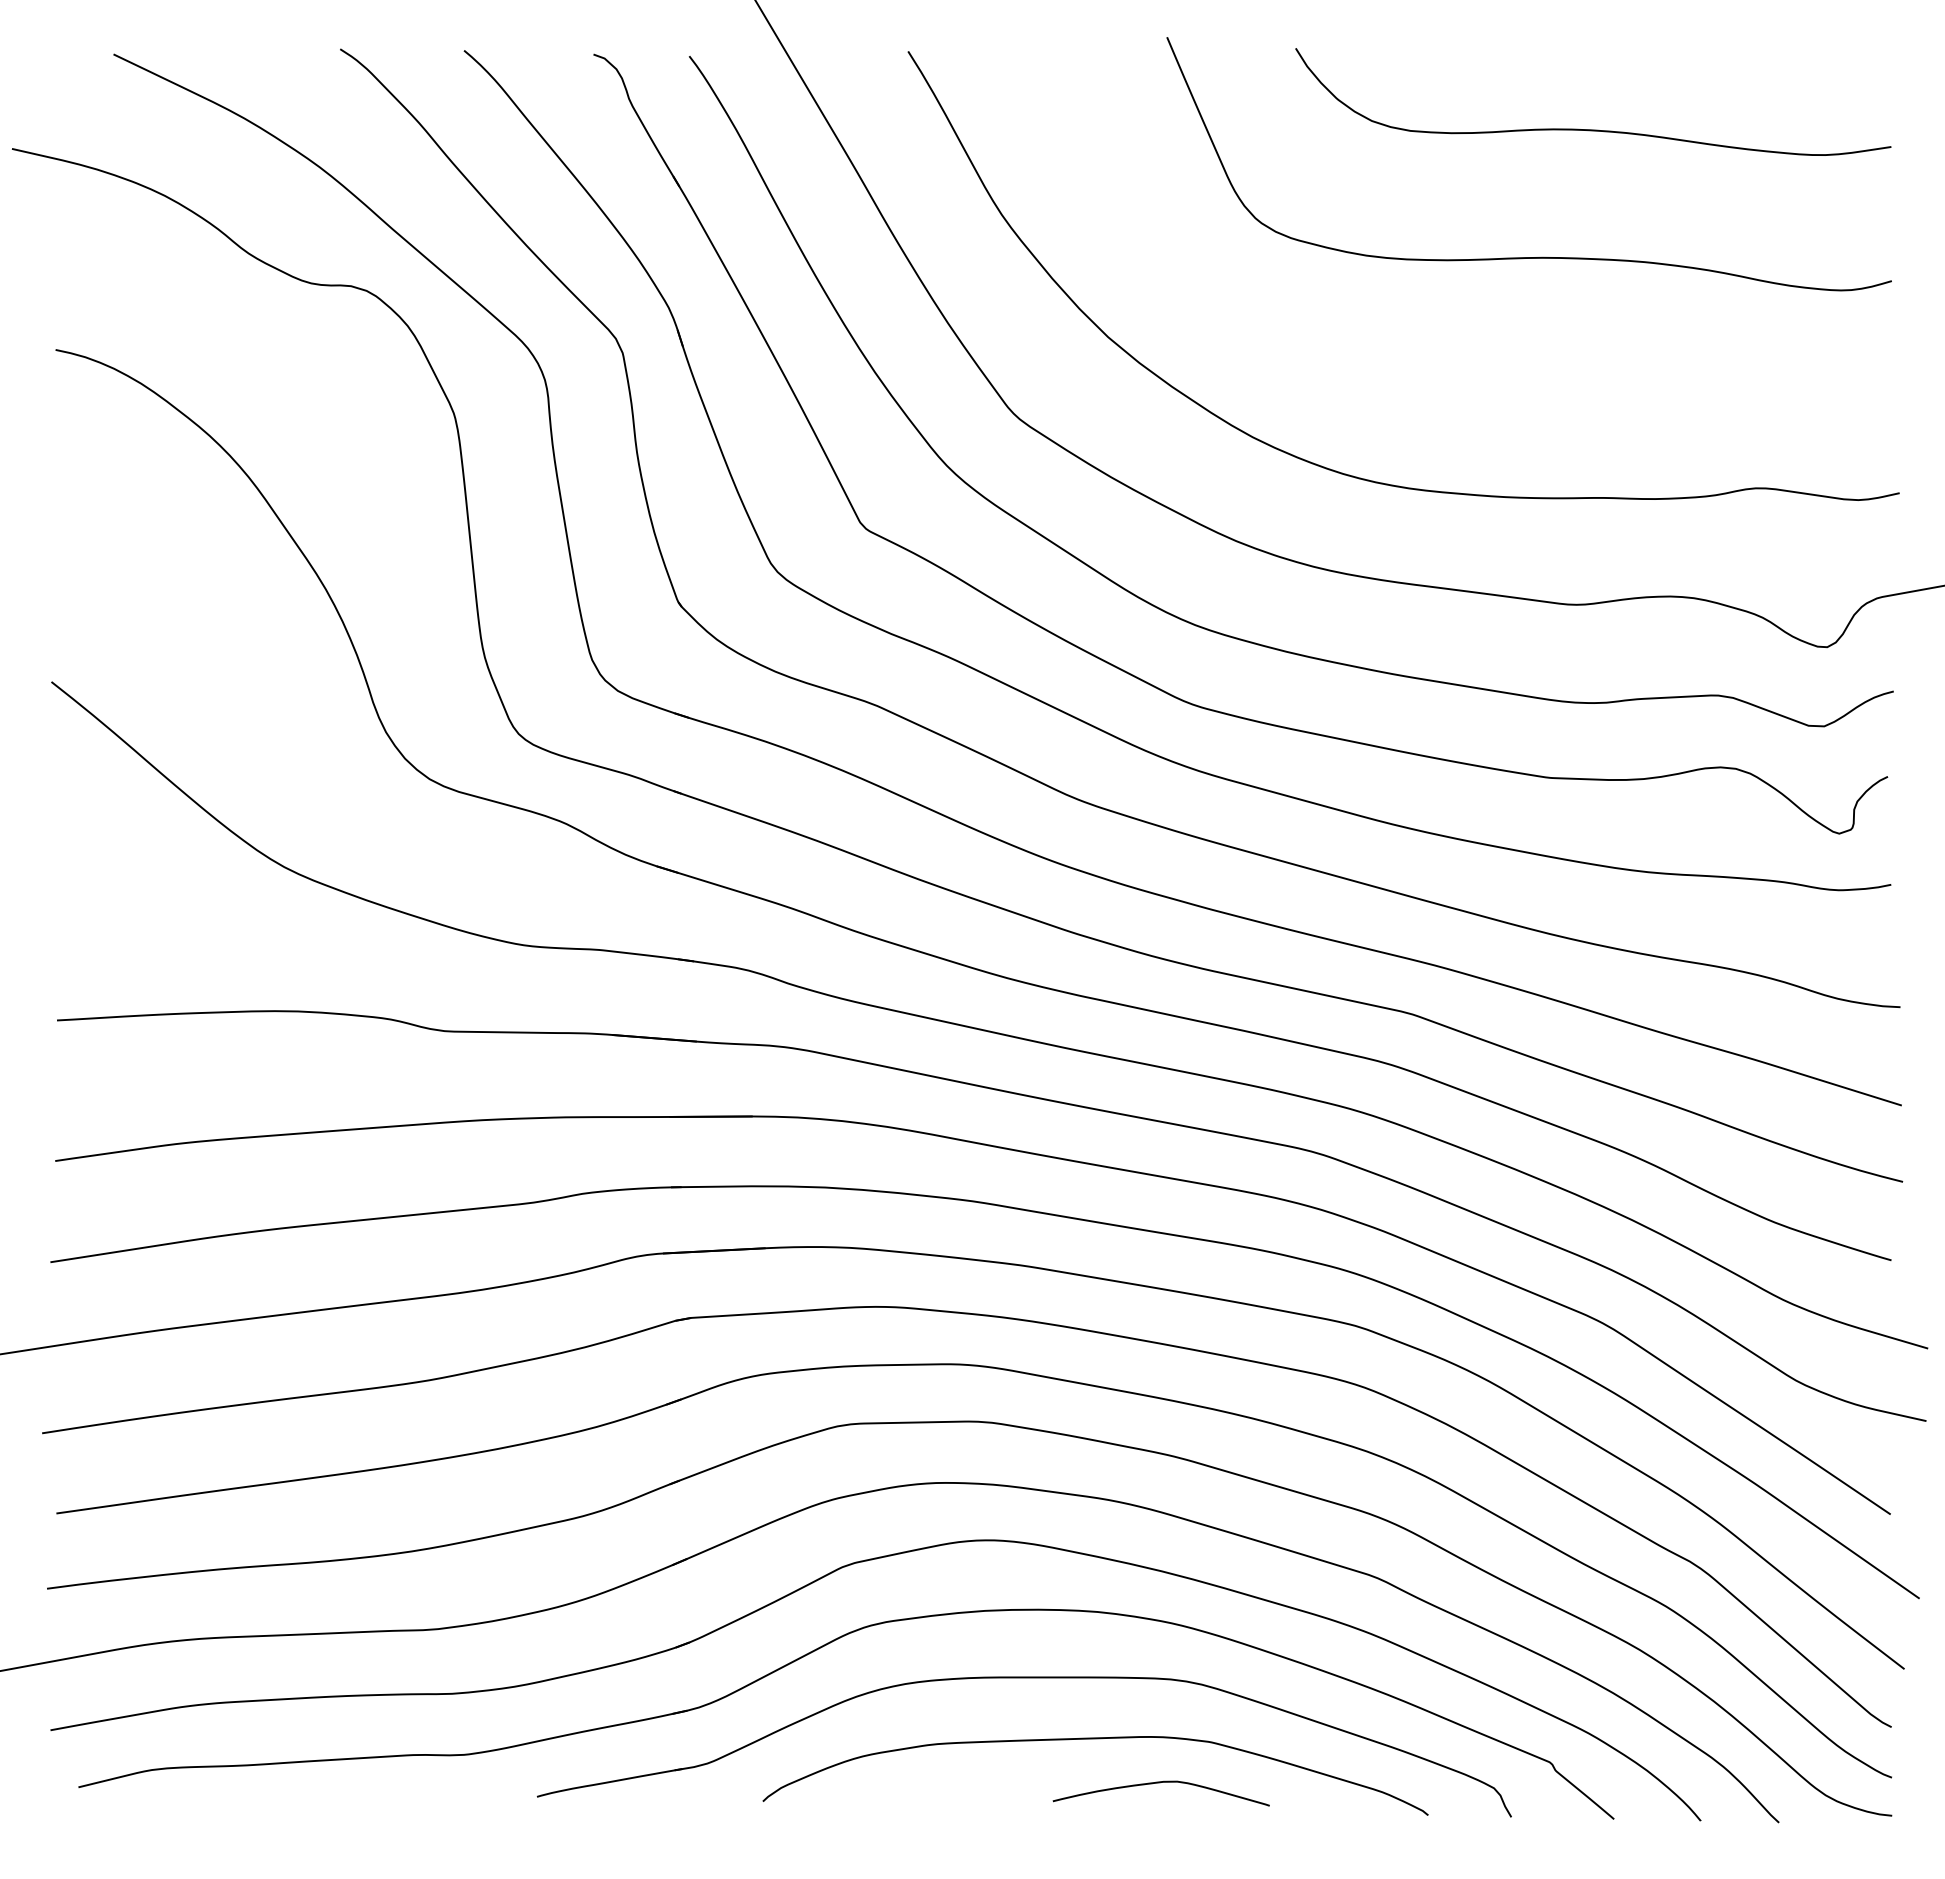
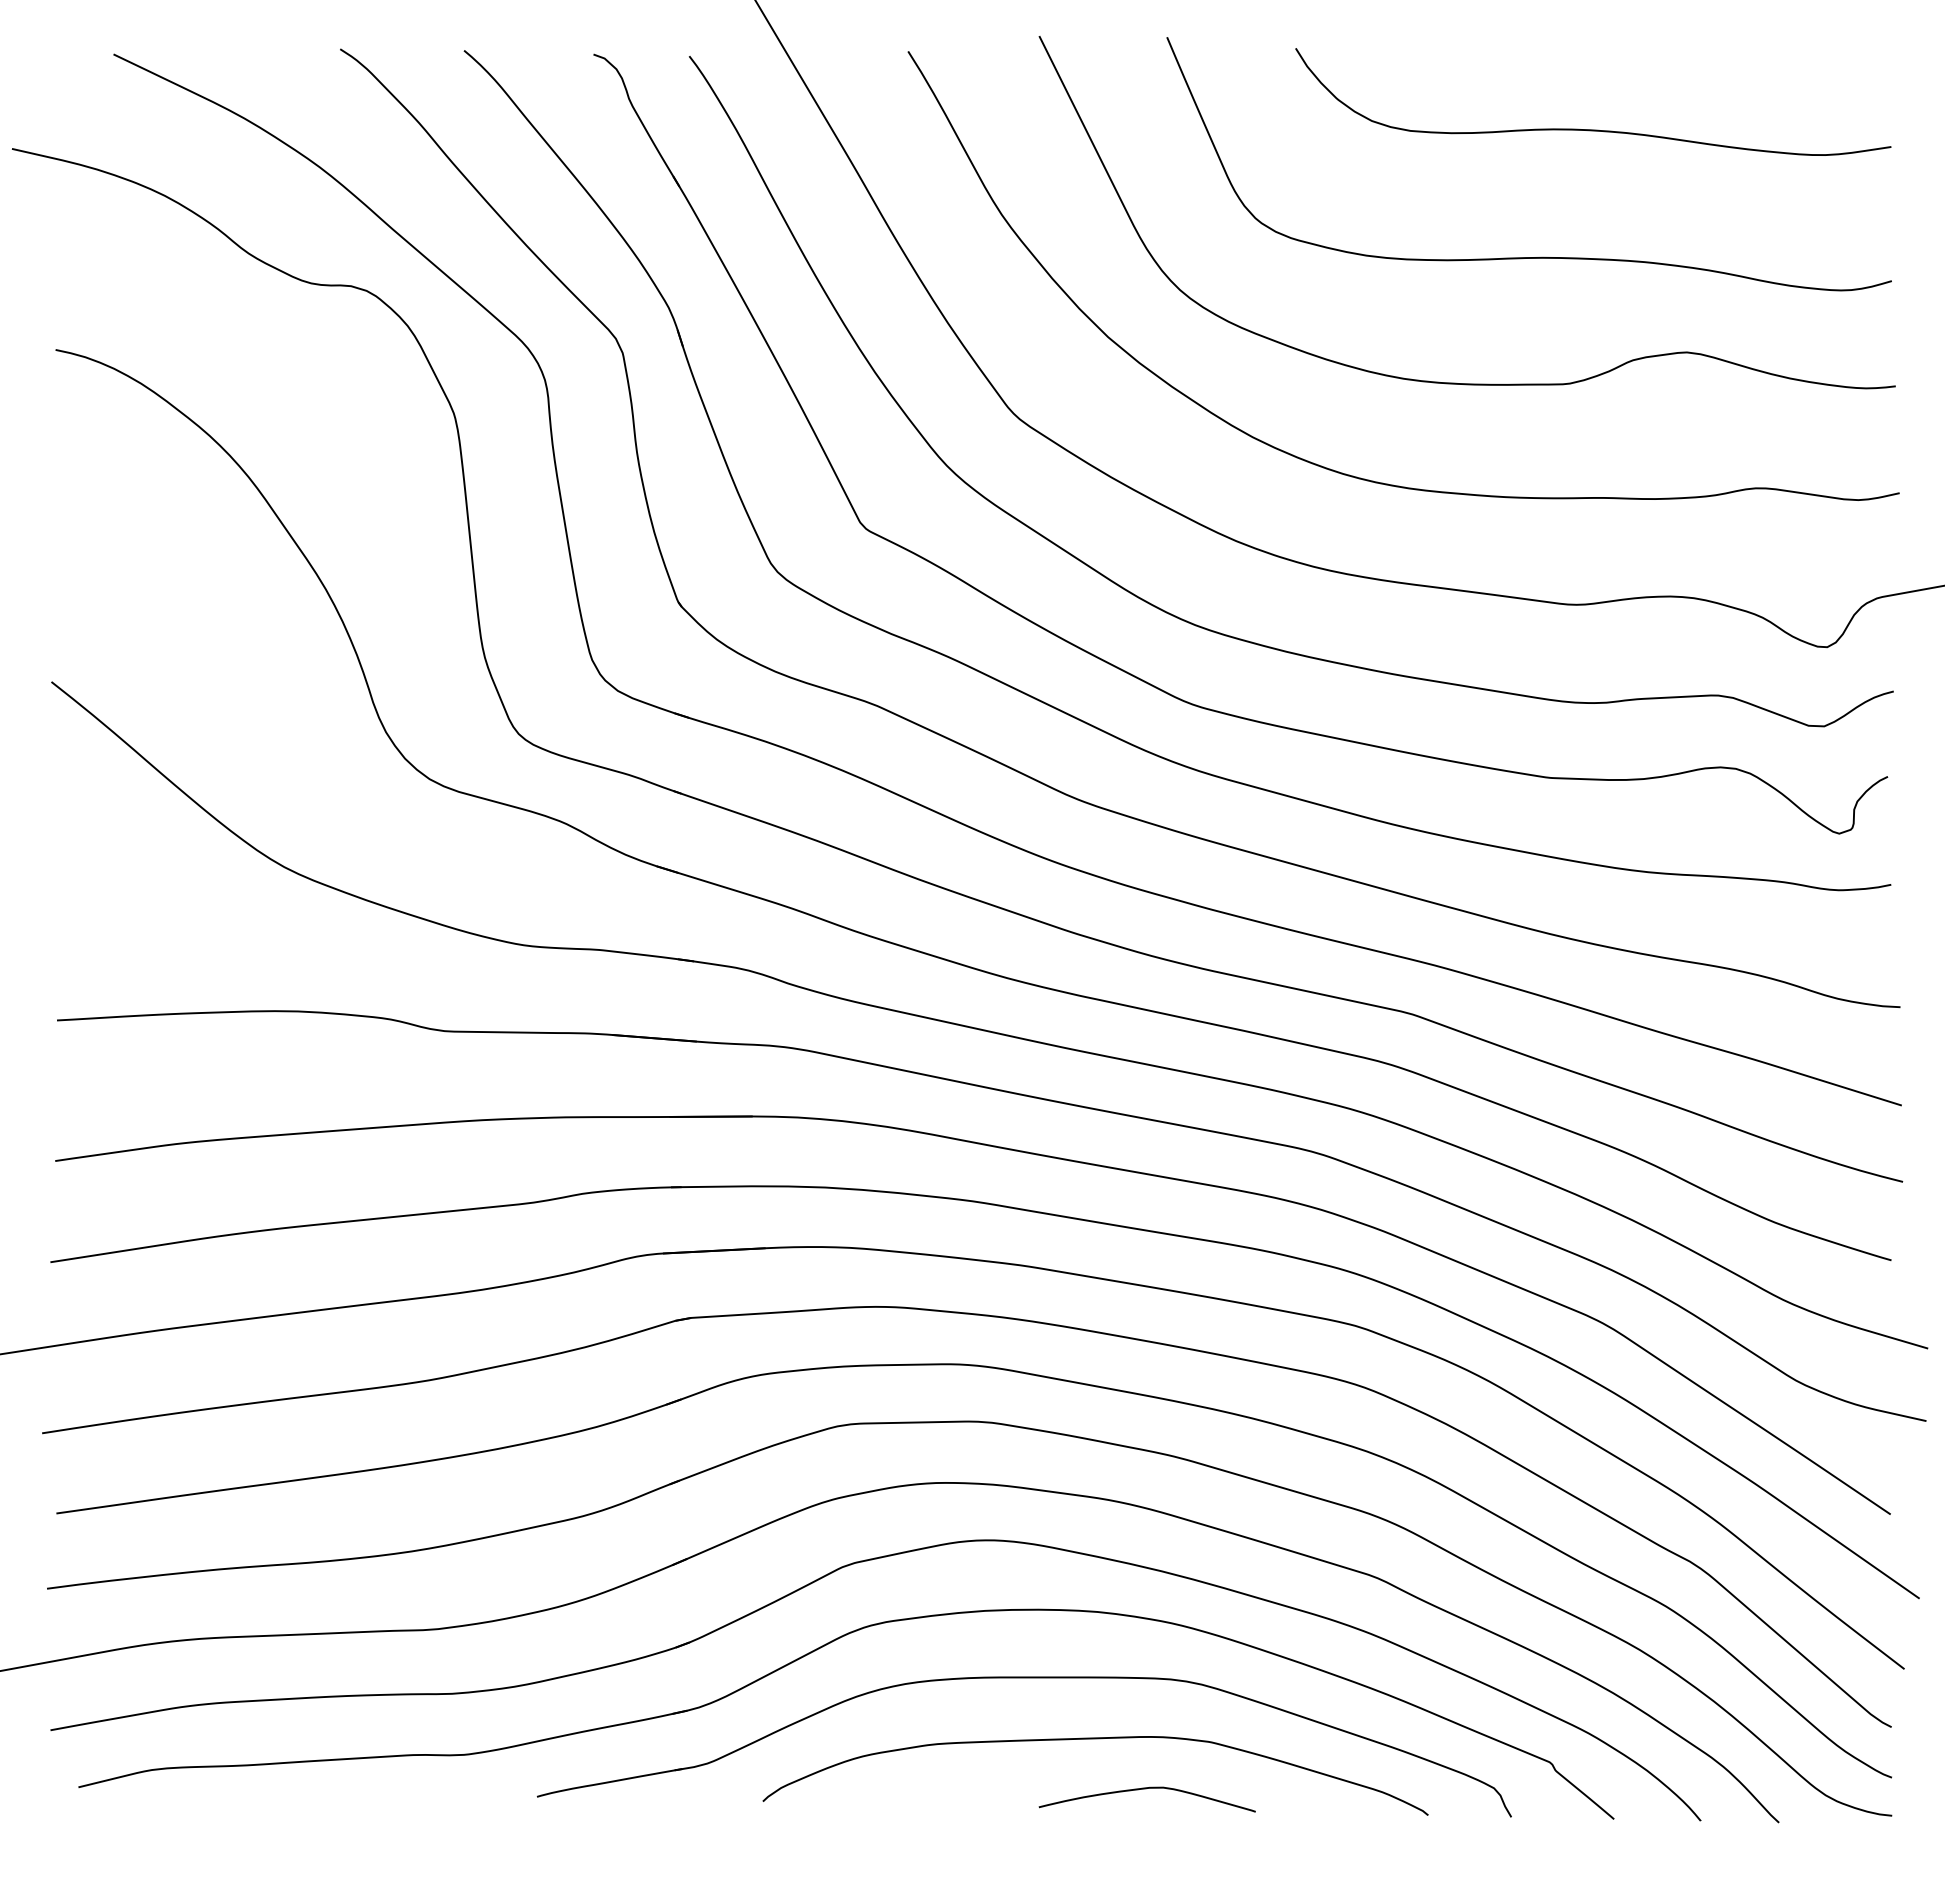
curve: none -> present (1456, 382)
curve position: (1160, 1783) -> (1146, 1789) (1146, 1789)
